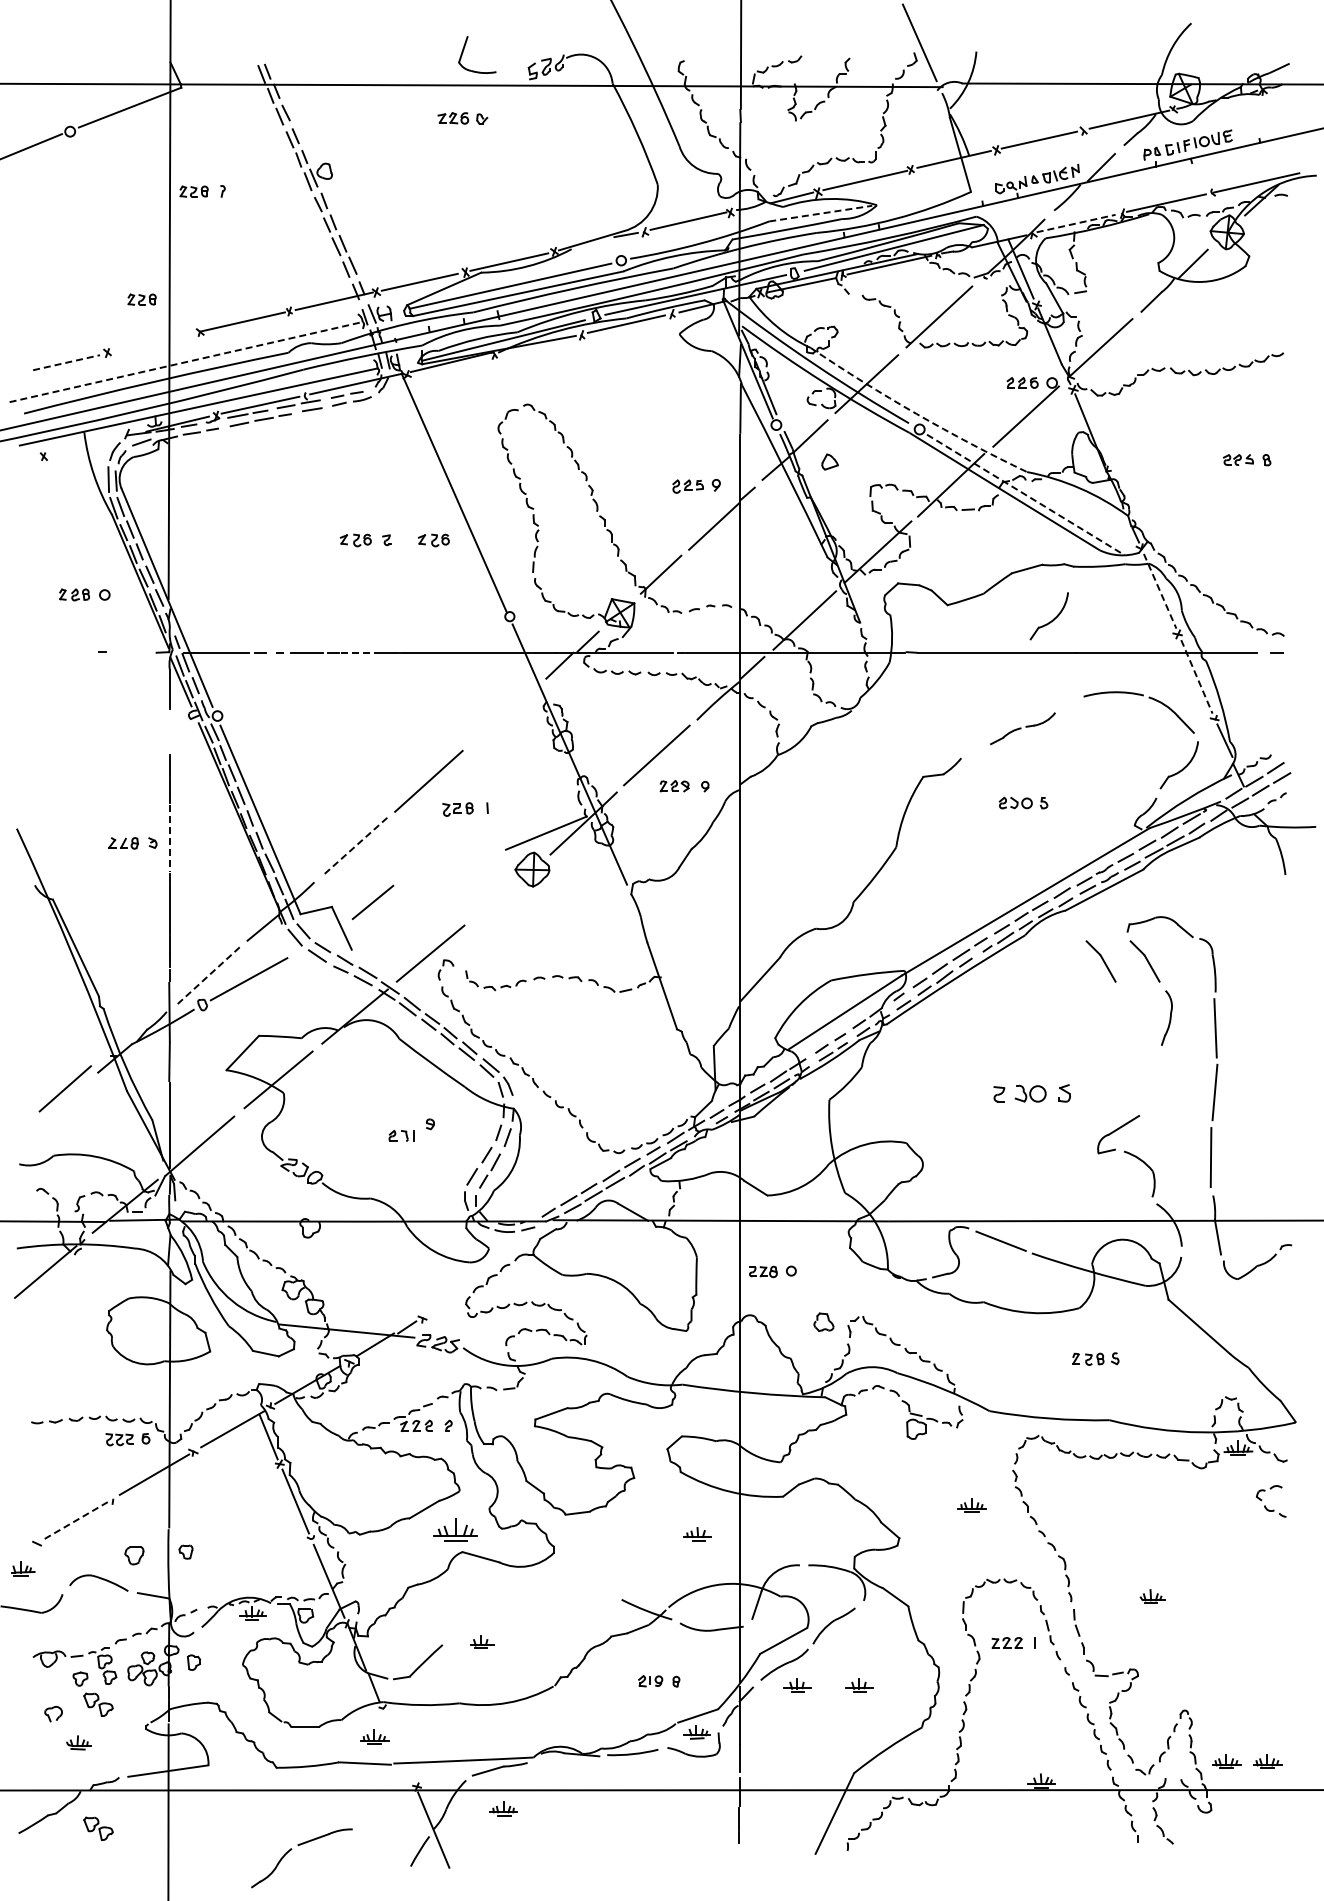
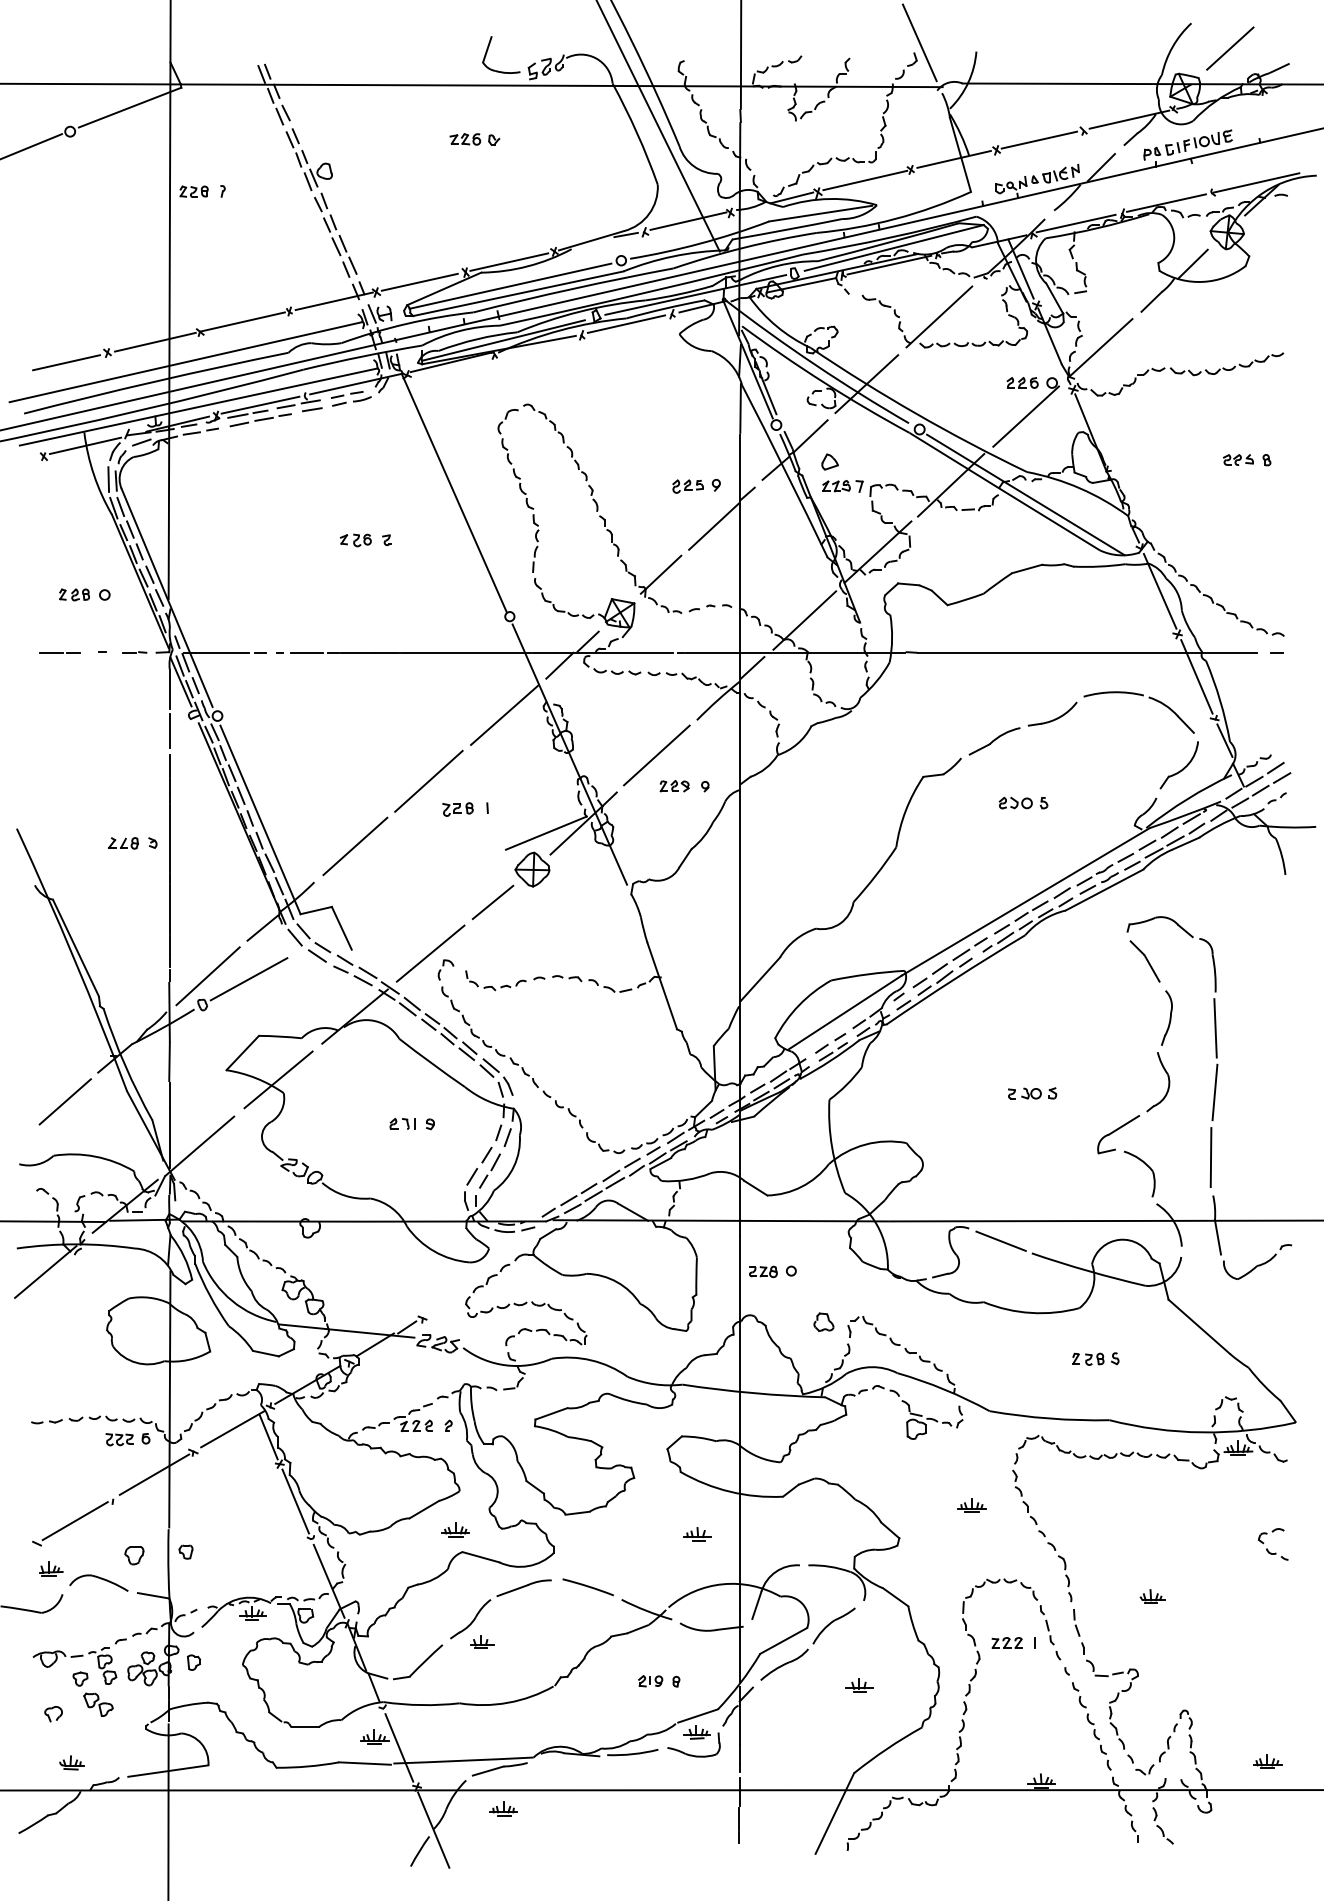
line: none -> present (1230, 48)
part position: (464, 49) -> (488, 49) (488, 49)
part position: (462, 118) -> (474, 139) (474, 139)
line: none -> present (658, 126)
line: dashed -> solid (821, 213)
line: dashed -> solid (1076, 223)
part: present -> none (141, 299)
line: none -> present (155, 341)
line: dashed -> solid (67, 362)
line: dashed -> solid (186, 362)
arc: dashed -> solid (916, 413)
line: none -> present (85, 445)
part: none -> present (842, 486)
line: dashed -> solid (1025, 494)
part: present -> none (433, 540)
line: dashed -> solid (1160, 591)
part: present -> none (1048, 616)
line: none -> present (59, 652)
line: none -> present (134, 652)
line: dashed -> solid (357, 652)
line: dashed -> solid (1196, 676)
line: none -> present (504, 714)
part size: 66x34 px -> 110x55 px (1022, 728)
line: none -> present (169, 730)
line: dashed -> solid (169, 838)
line: dashed -> solid (355, 846)
line position: (372, 902) -> (492, 902) (492, 902)
part: present -> none (1100, 961)
line: dashed -> solid (208, 976)
part: none -> present (1168, 1082)
line position: (64, 1088) -> (64, 1101) (64, 1101)
part size: 78x19 px -> 50x13 px (1032, 1093)
part position: (401, 1135) -> (402, 1123) (402, 1123)
part position: (1265, 1505) -> (1267, 1548) (1267, 1548)
line: dashed -> solid (75, 1521)
part size: 45x24 px -> 29x16 px (455, 1529)
part position: (23, 1568) -> (51, 1568) (51, 1568)
line: none -> present (587, 1587)
part: present -> none (797, 1685)
part position: (78, 1742) -> (71, 1762) (71, 1762)
line: none -> present (399, 1747)
part: present -> none (1226, 1761)
part: present -> none (98, 1828)
part position: (298, 1846) -> (497, 1597) (497, 1597)
